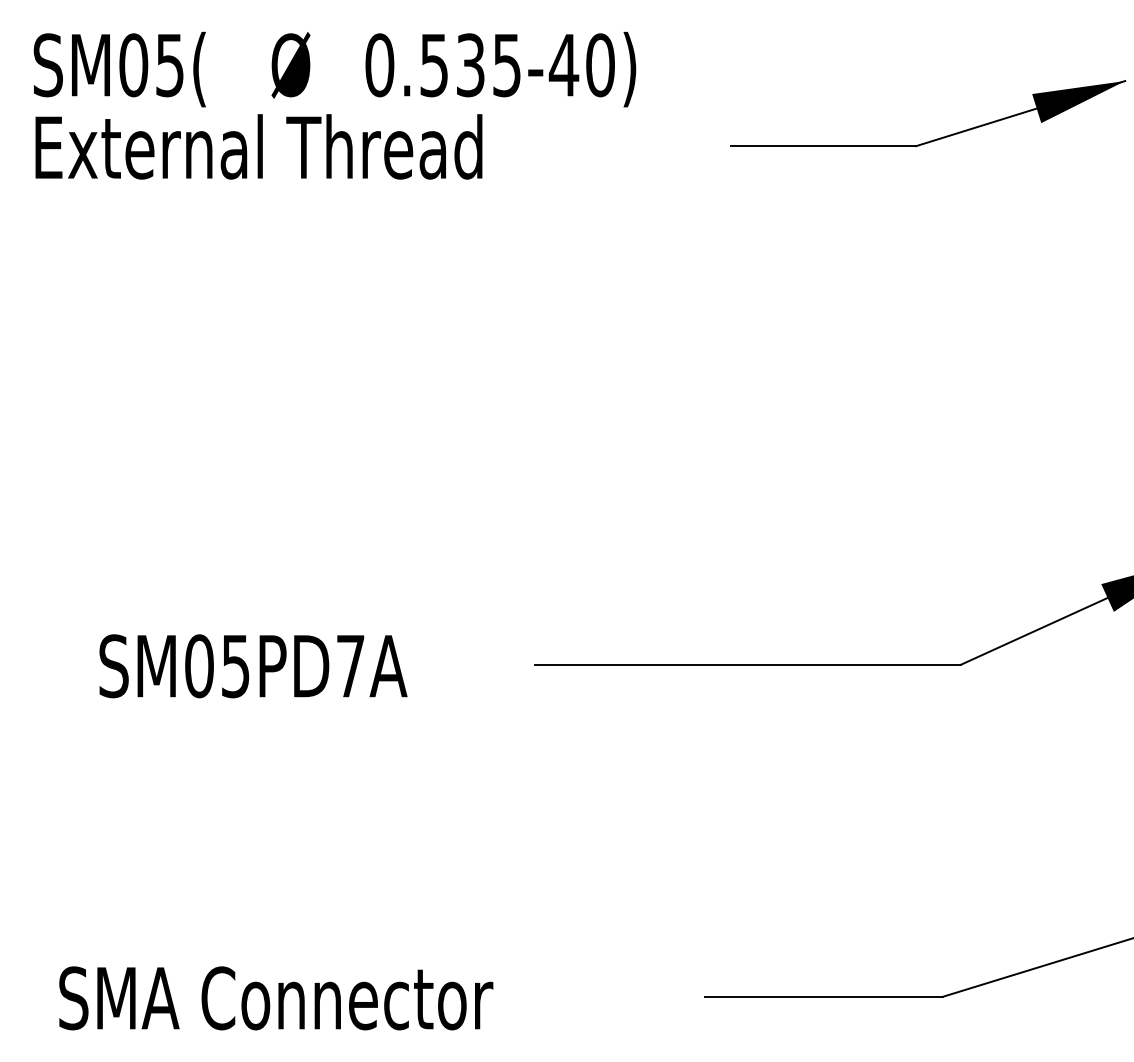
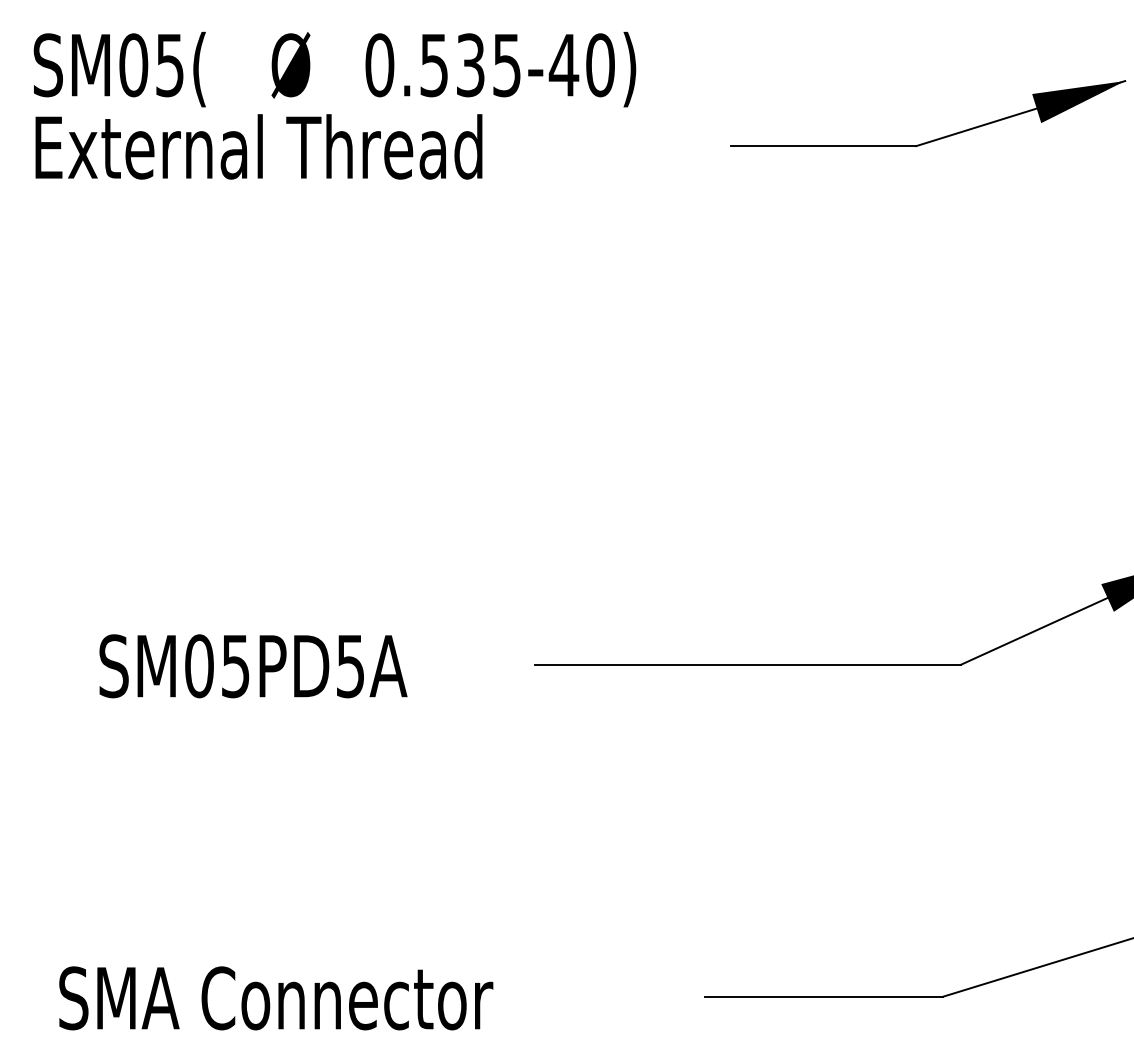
text: SM05PD7A -> SM05PD5A (350, 666)
